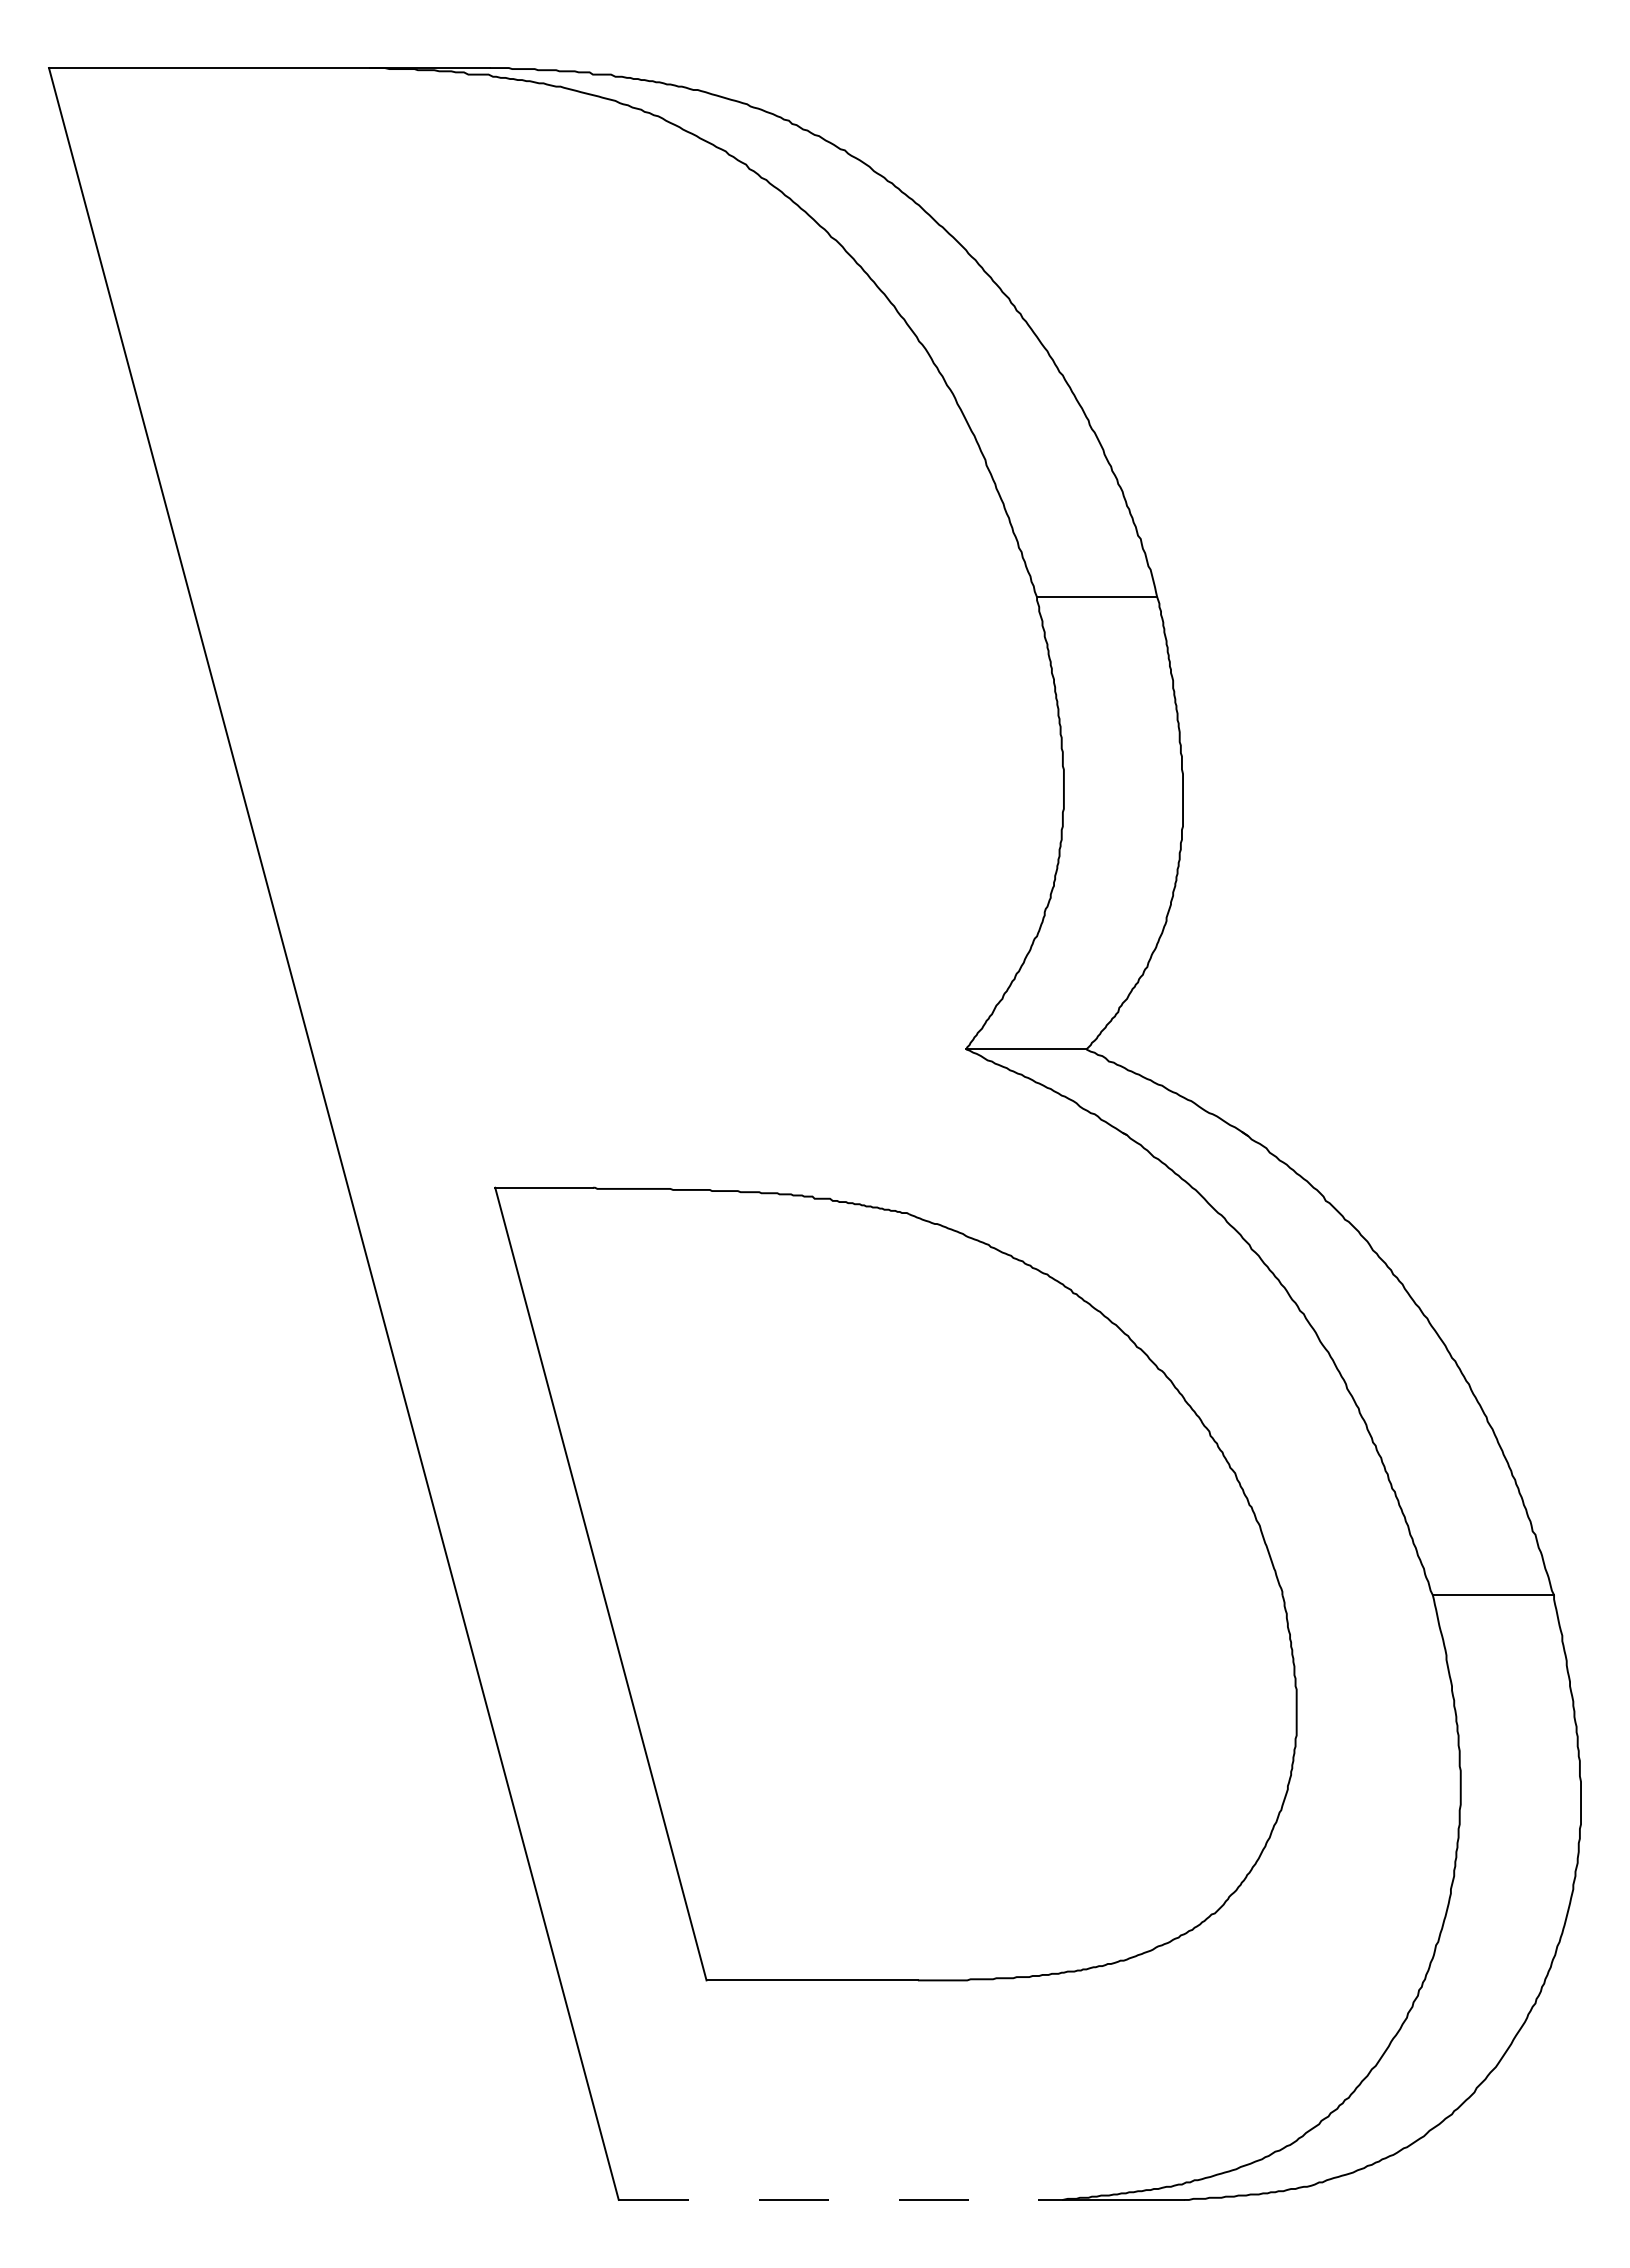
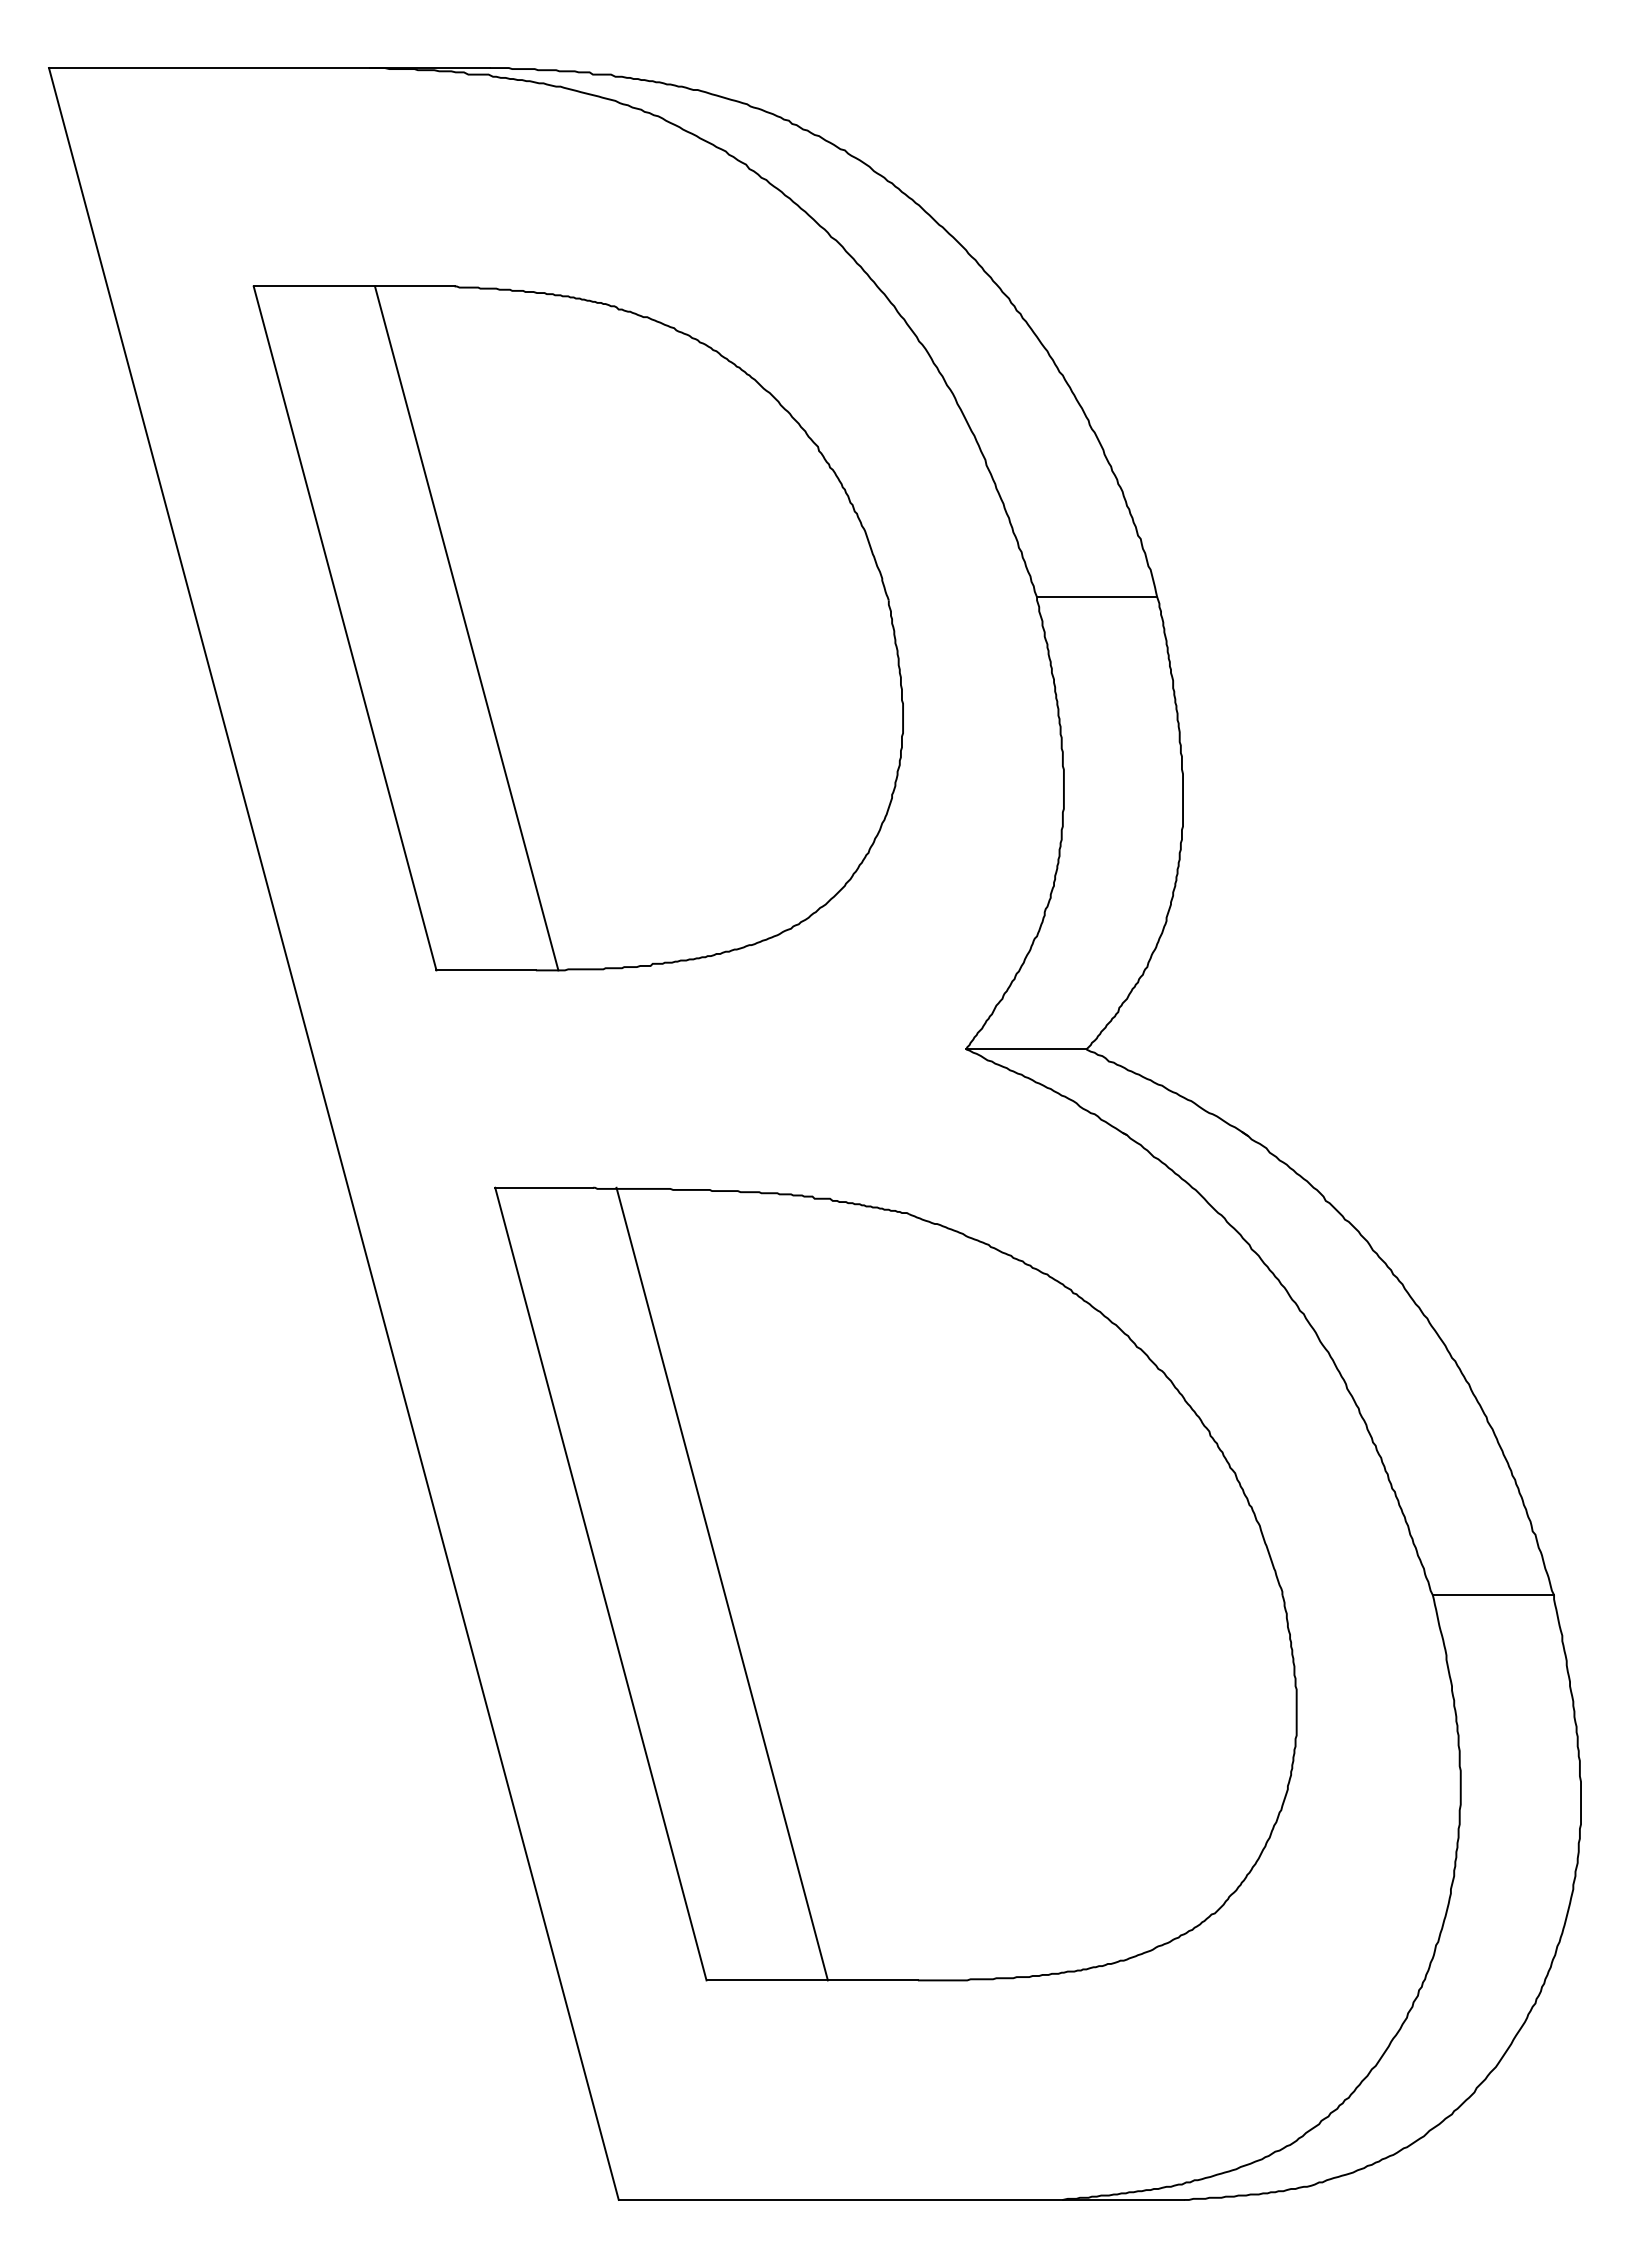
part: none -> present (577, 628)
line: none -> present (721, 1583)
line: dashed -> solid (841, 2199)
